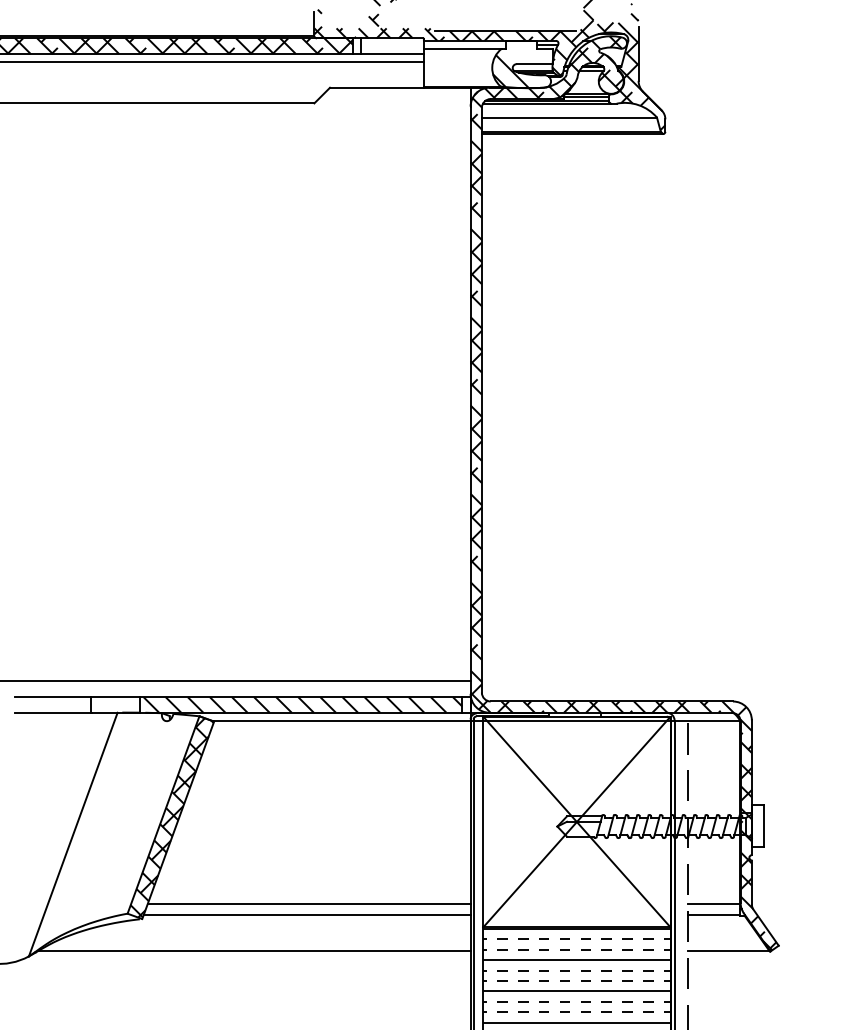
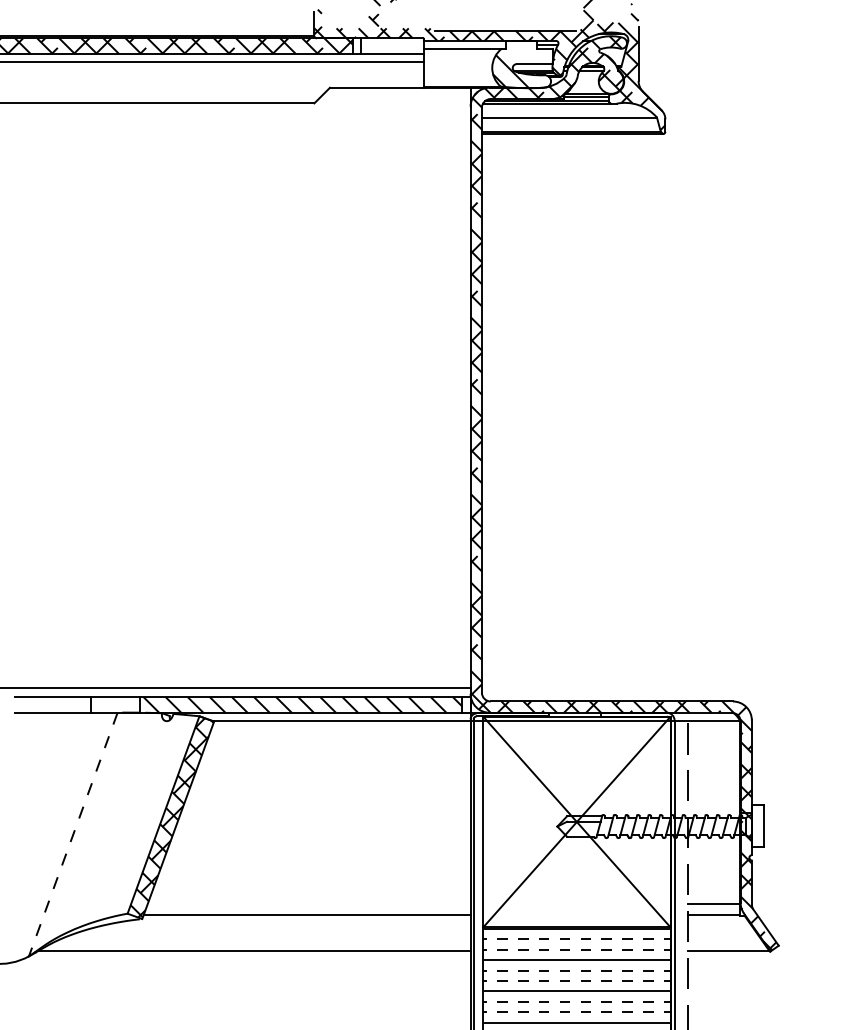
line position: (236, 680) -> (236, 687) (236, 687)
line: solid -> dashed (73, 834)
line: present -> none (308, 903)
